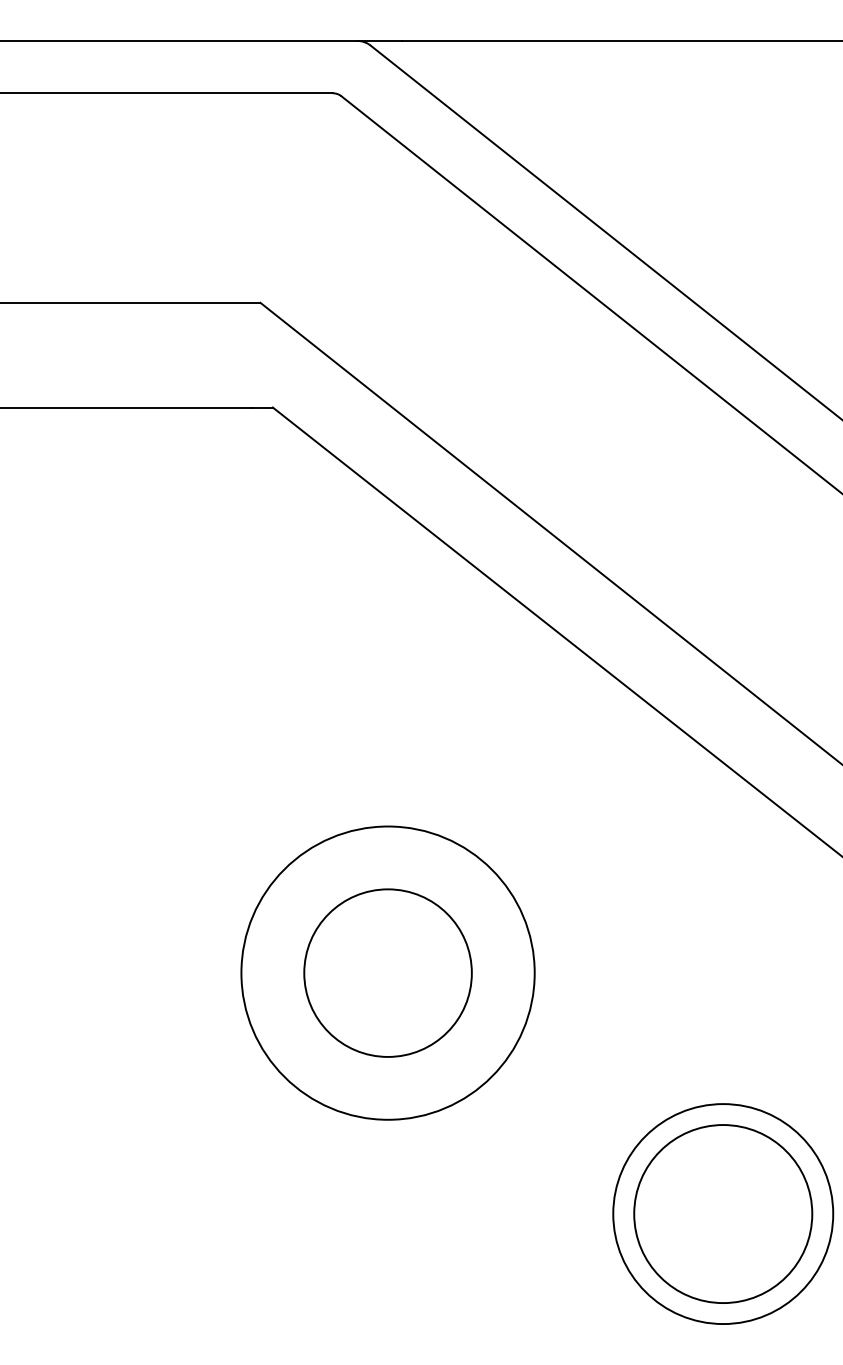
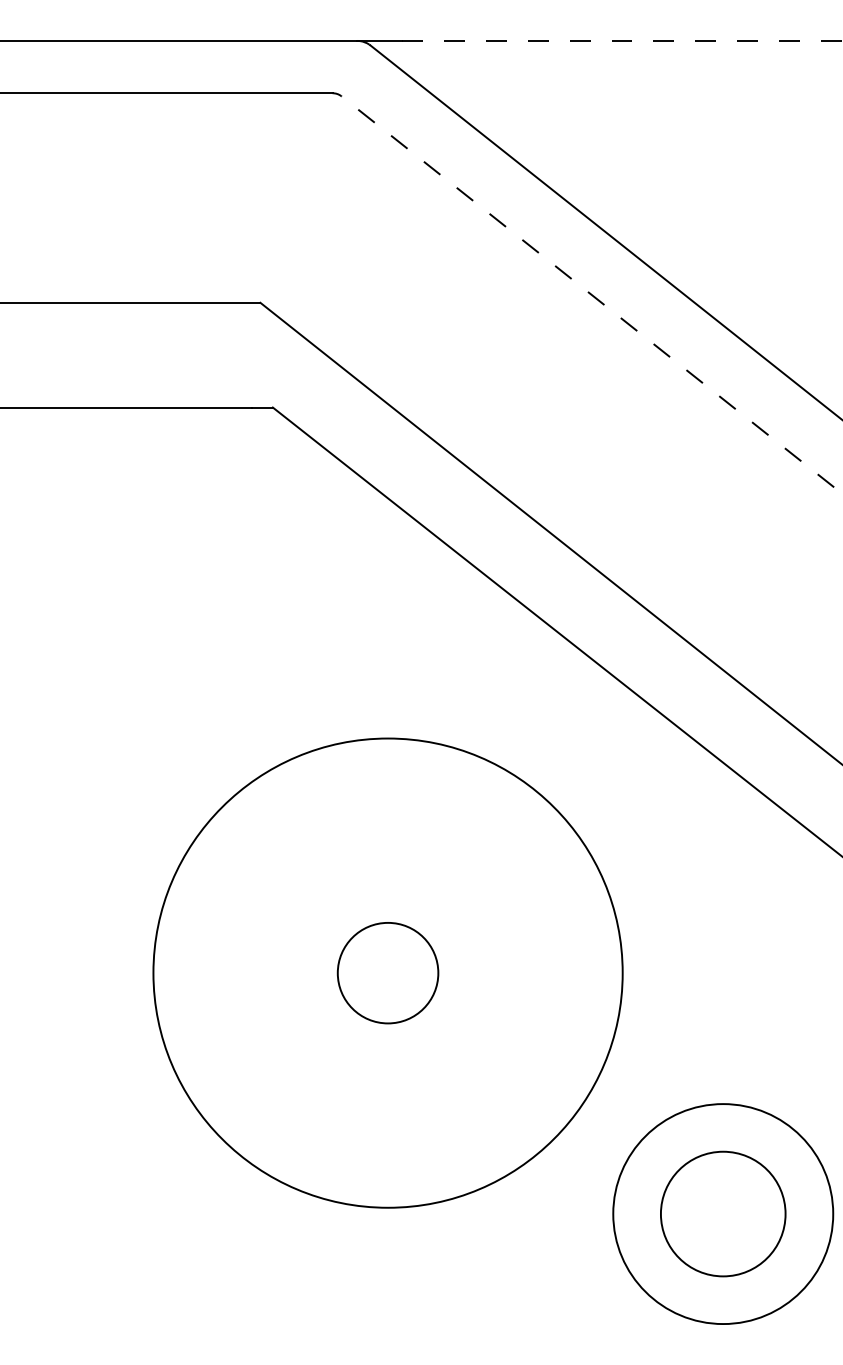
line: solid -> dashed (622, 40)
line: solid -> dashed (592, 295)
circle diameter: 168 px -> 101 px (387, 972)
circle diameter: 293 px -> 469 px (387, 972)
circle diameter: 178 px -> 125 px (722, 1213)
